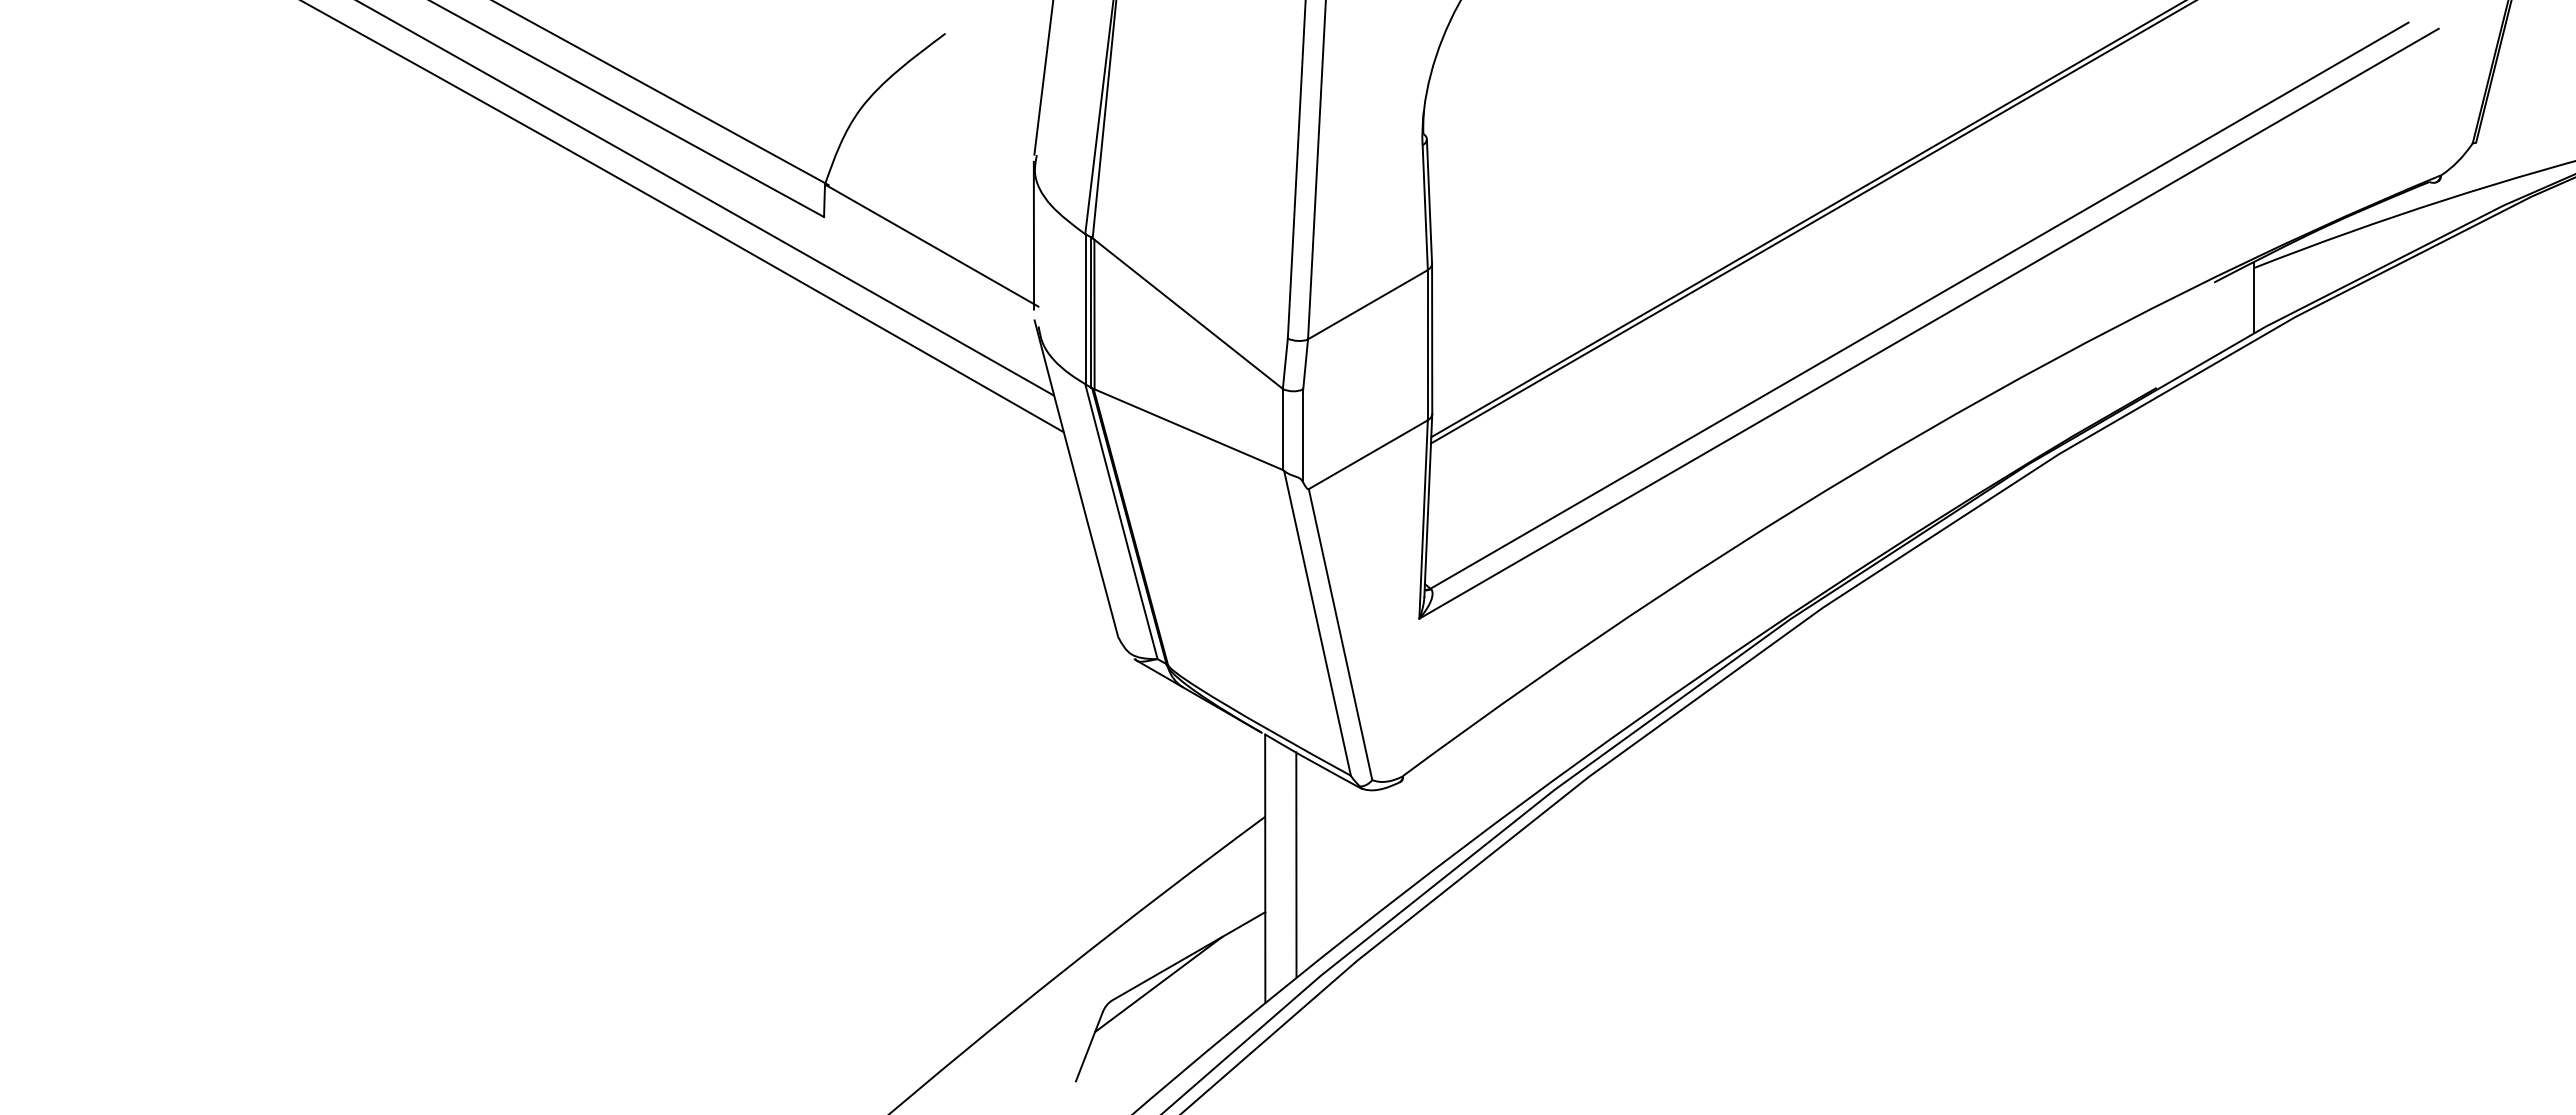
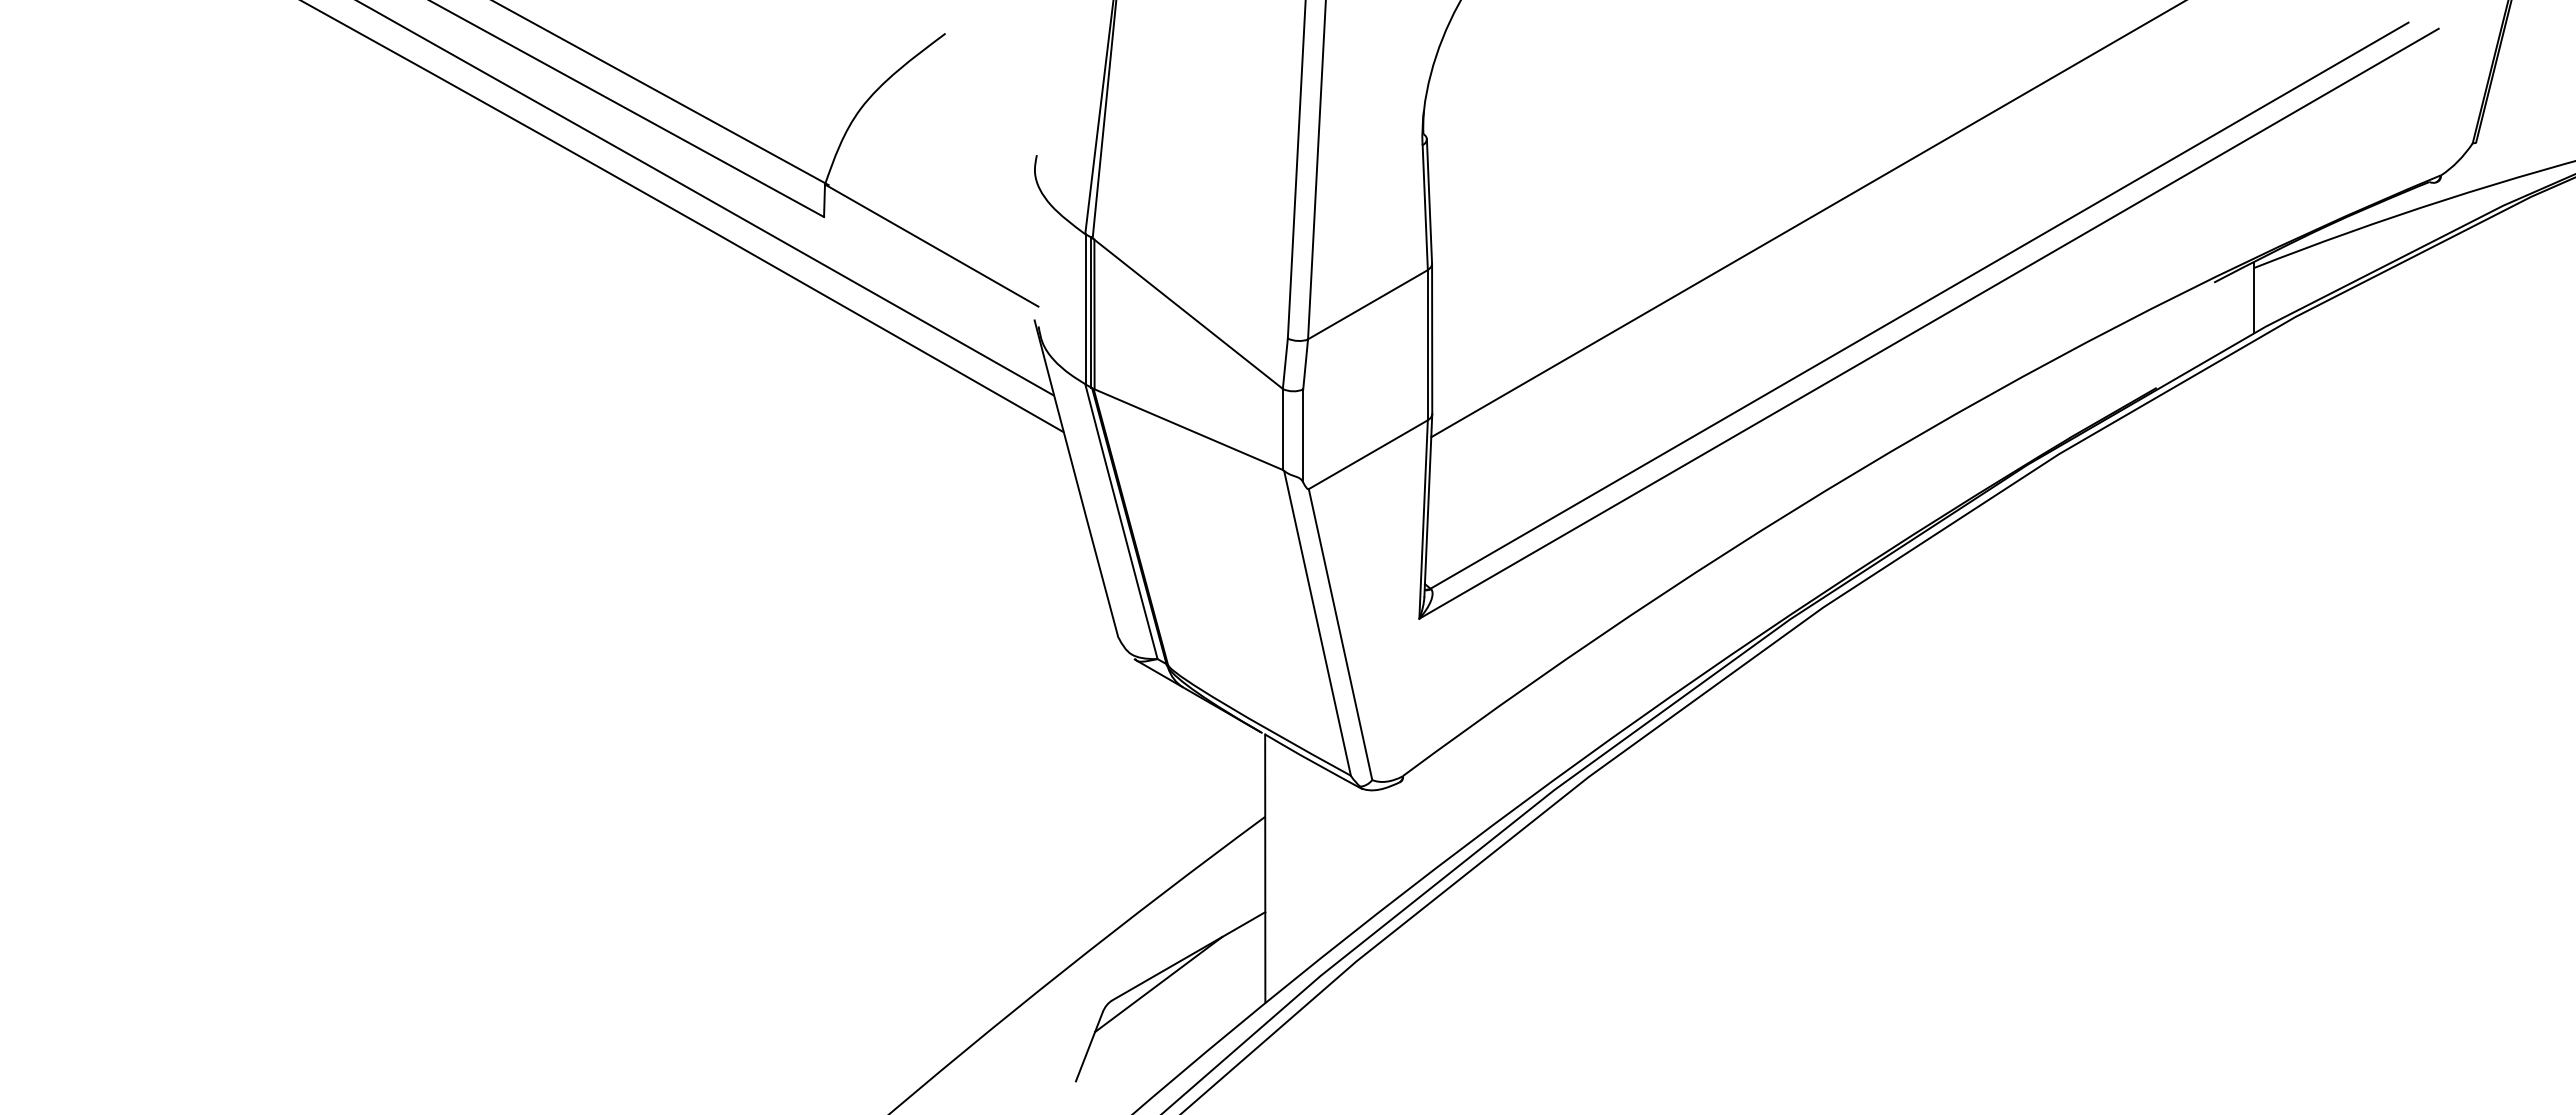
line: present -> none (1043, 78)
line: present -> none (1811, 222)
line: present -> none (1033, 235)
line: present -> none (1296, 864)
